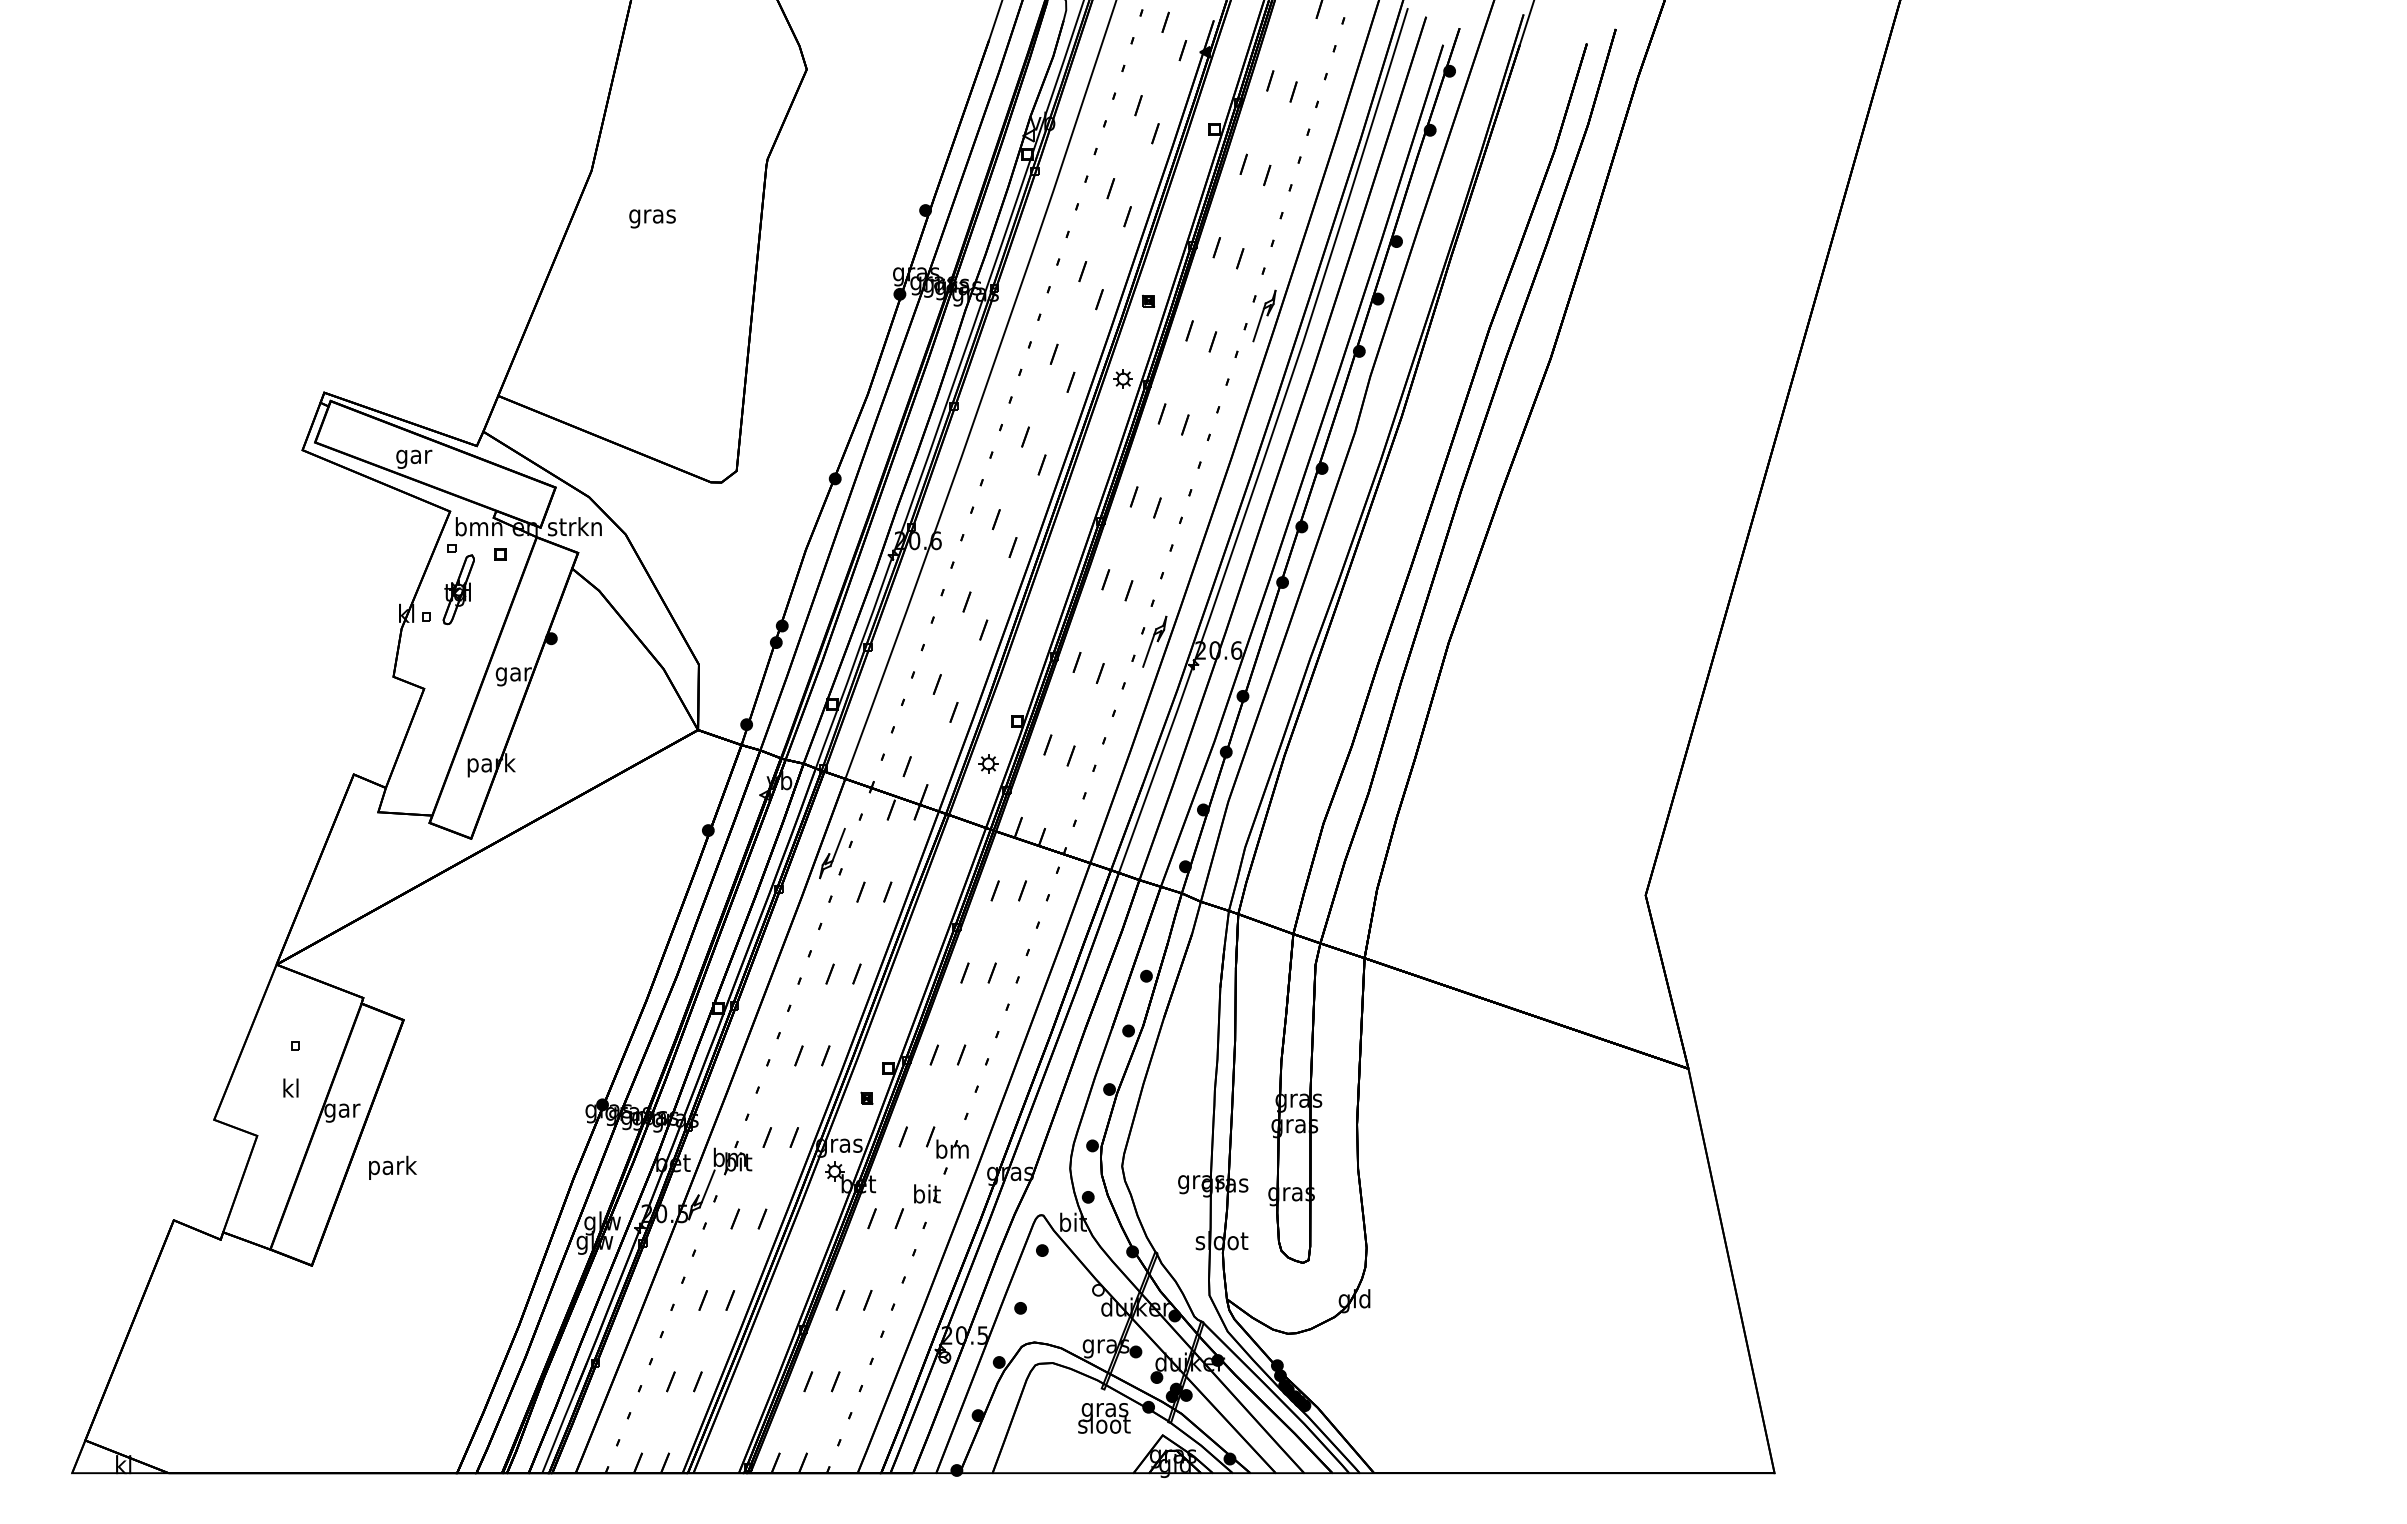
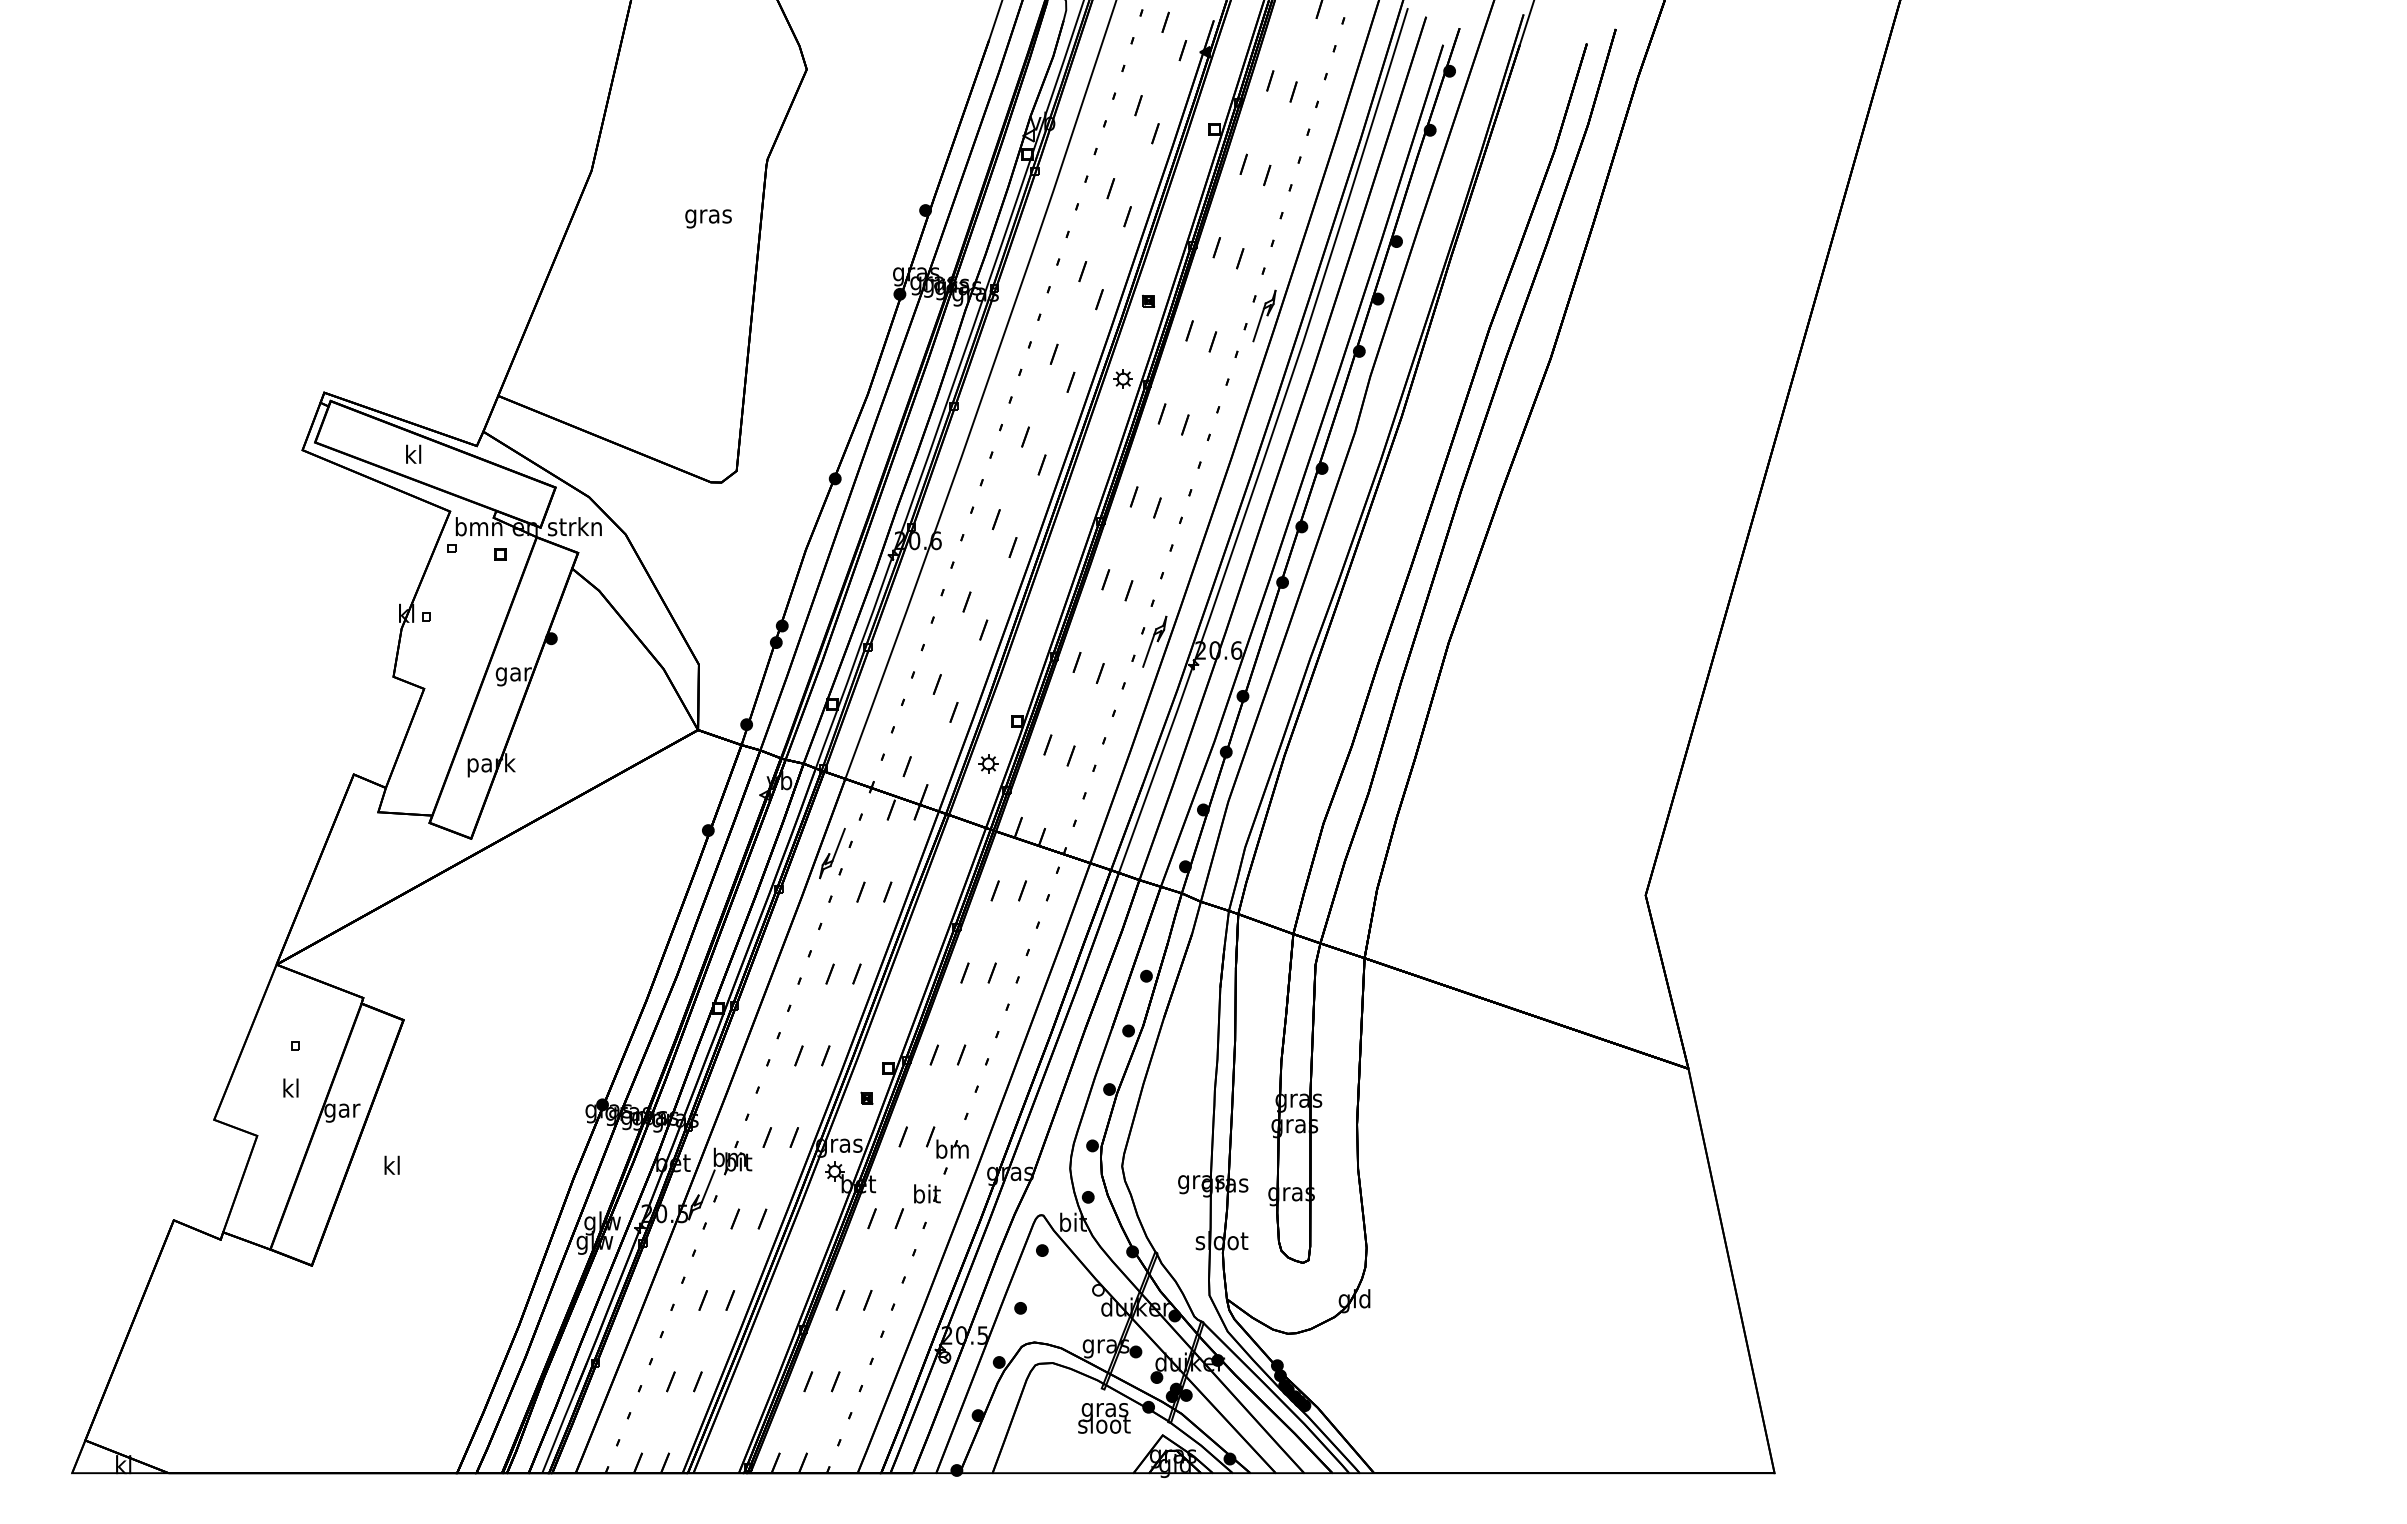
text position: (652, 218) -> (708, 218) (708, 218)
text: gar -> kl (414, 456)
part: present -> none (458, 589)
text: park -> kl (392, 1167)
